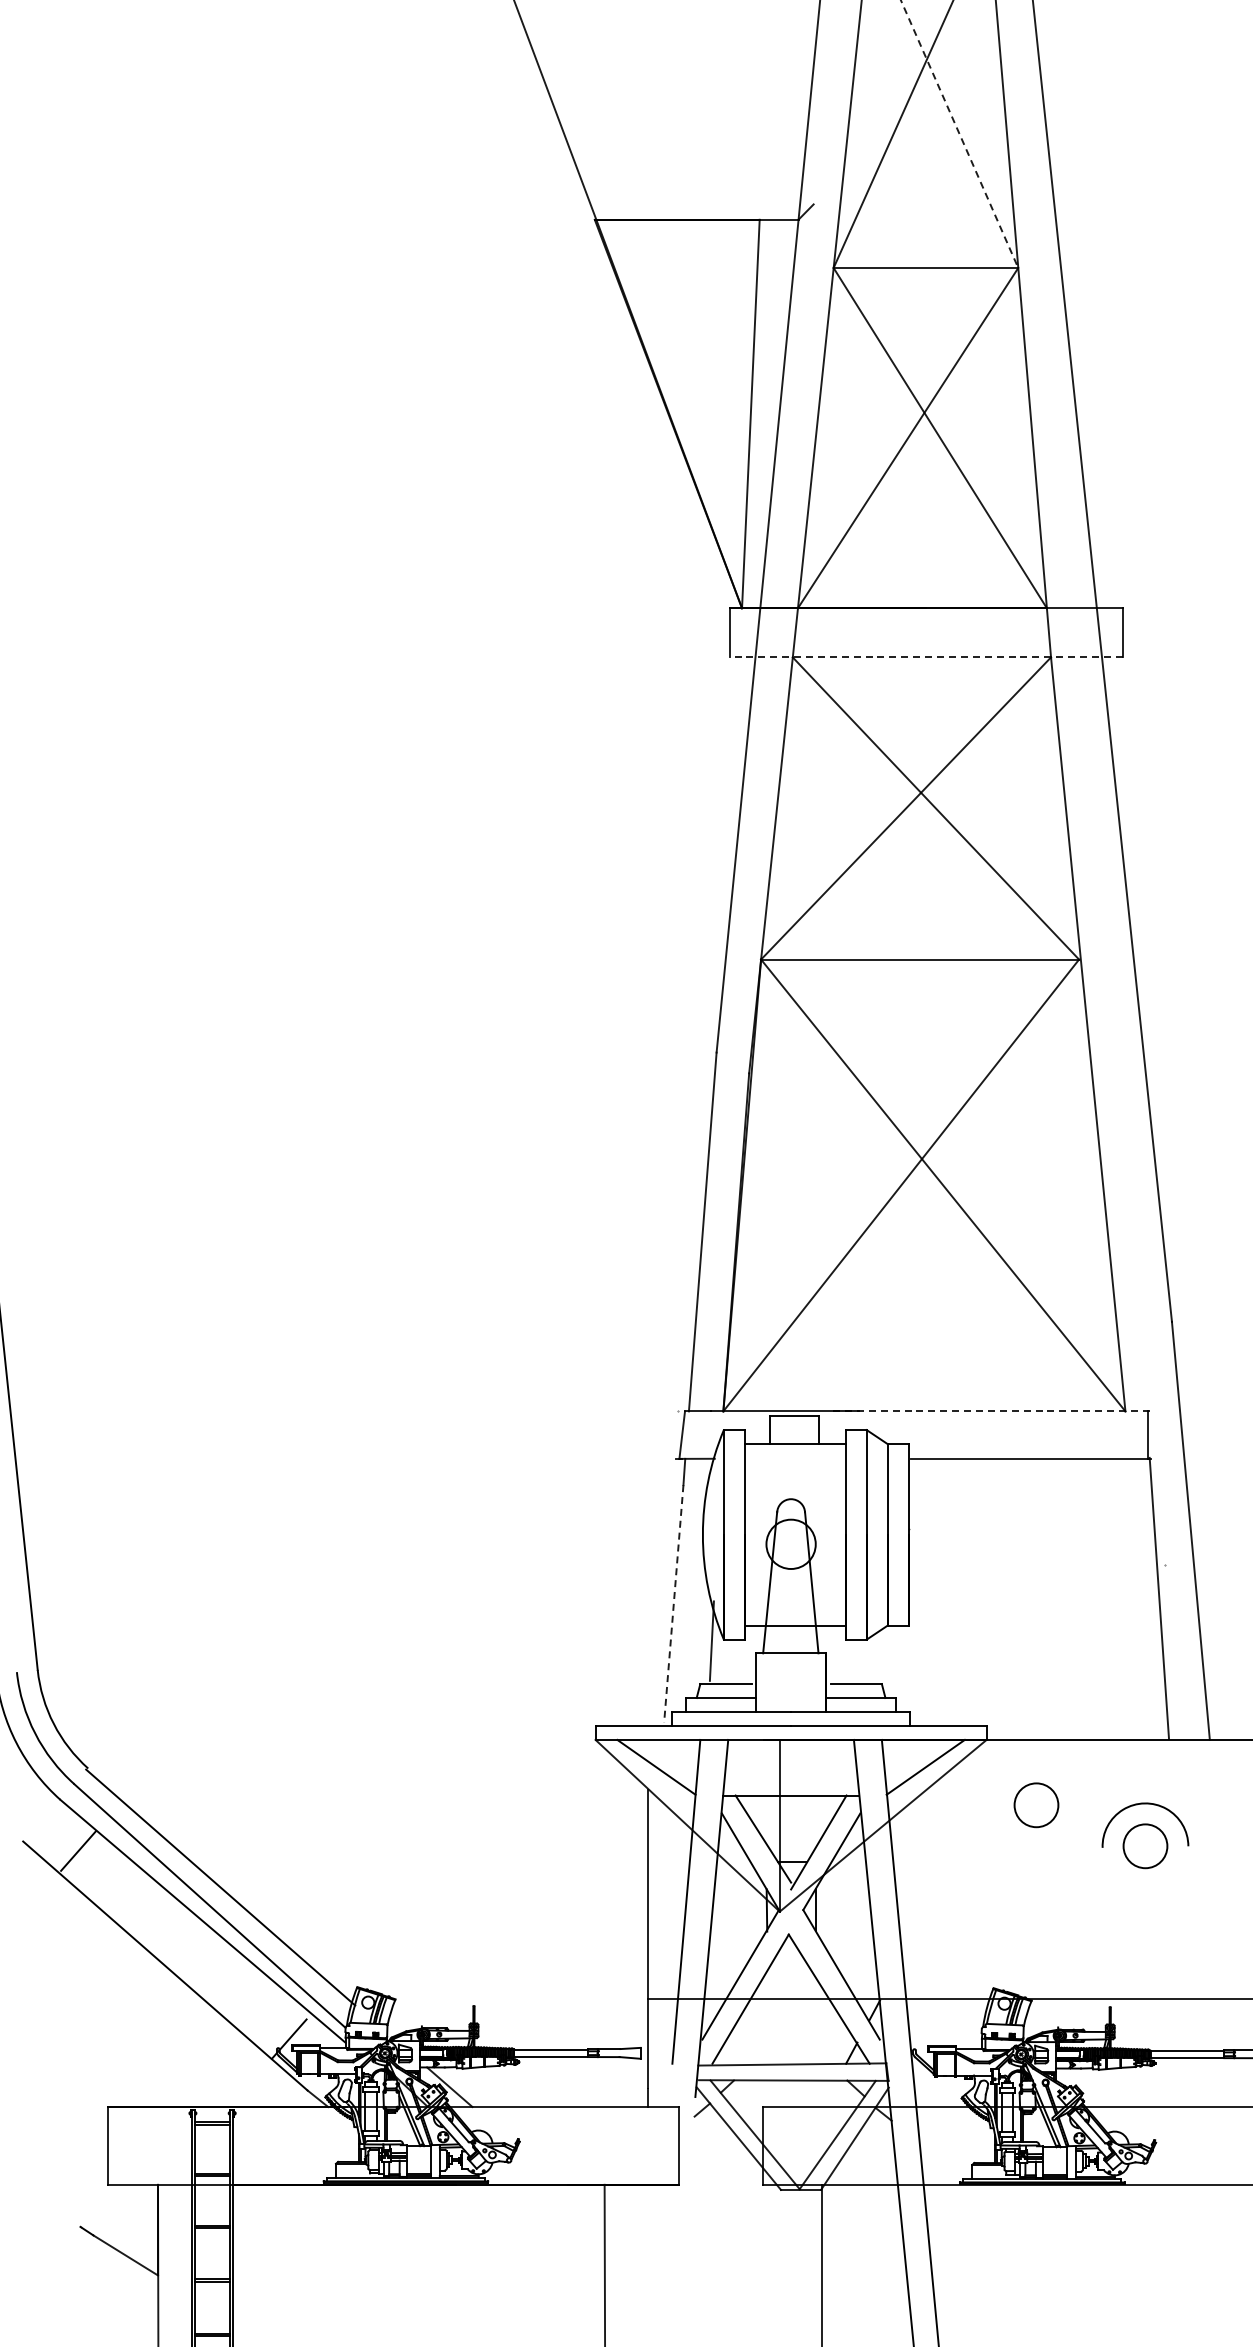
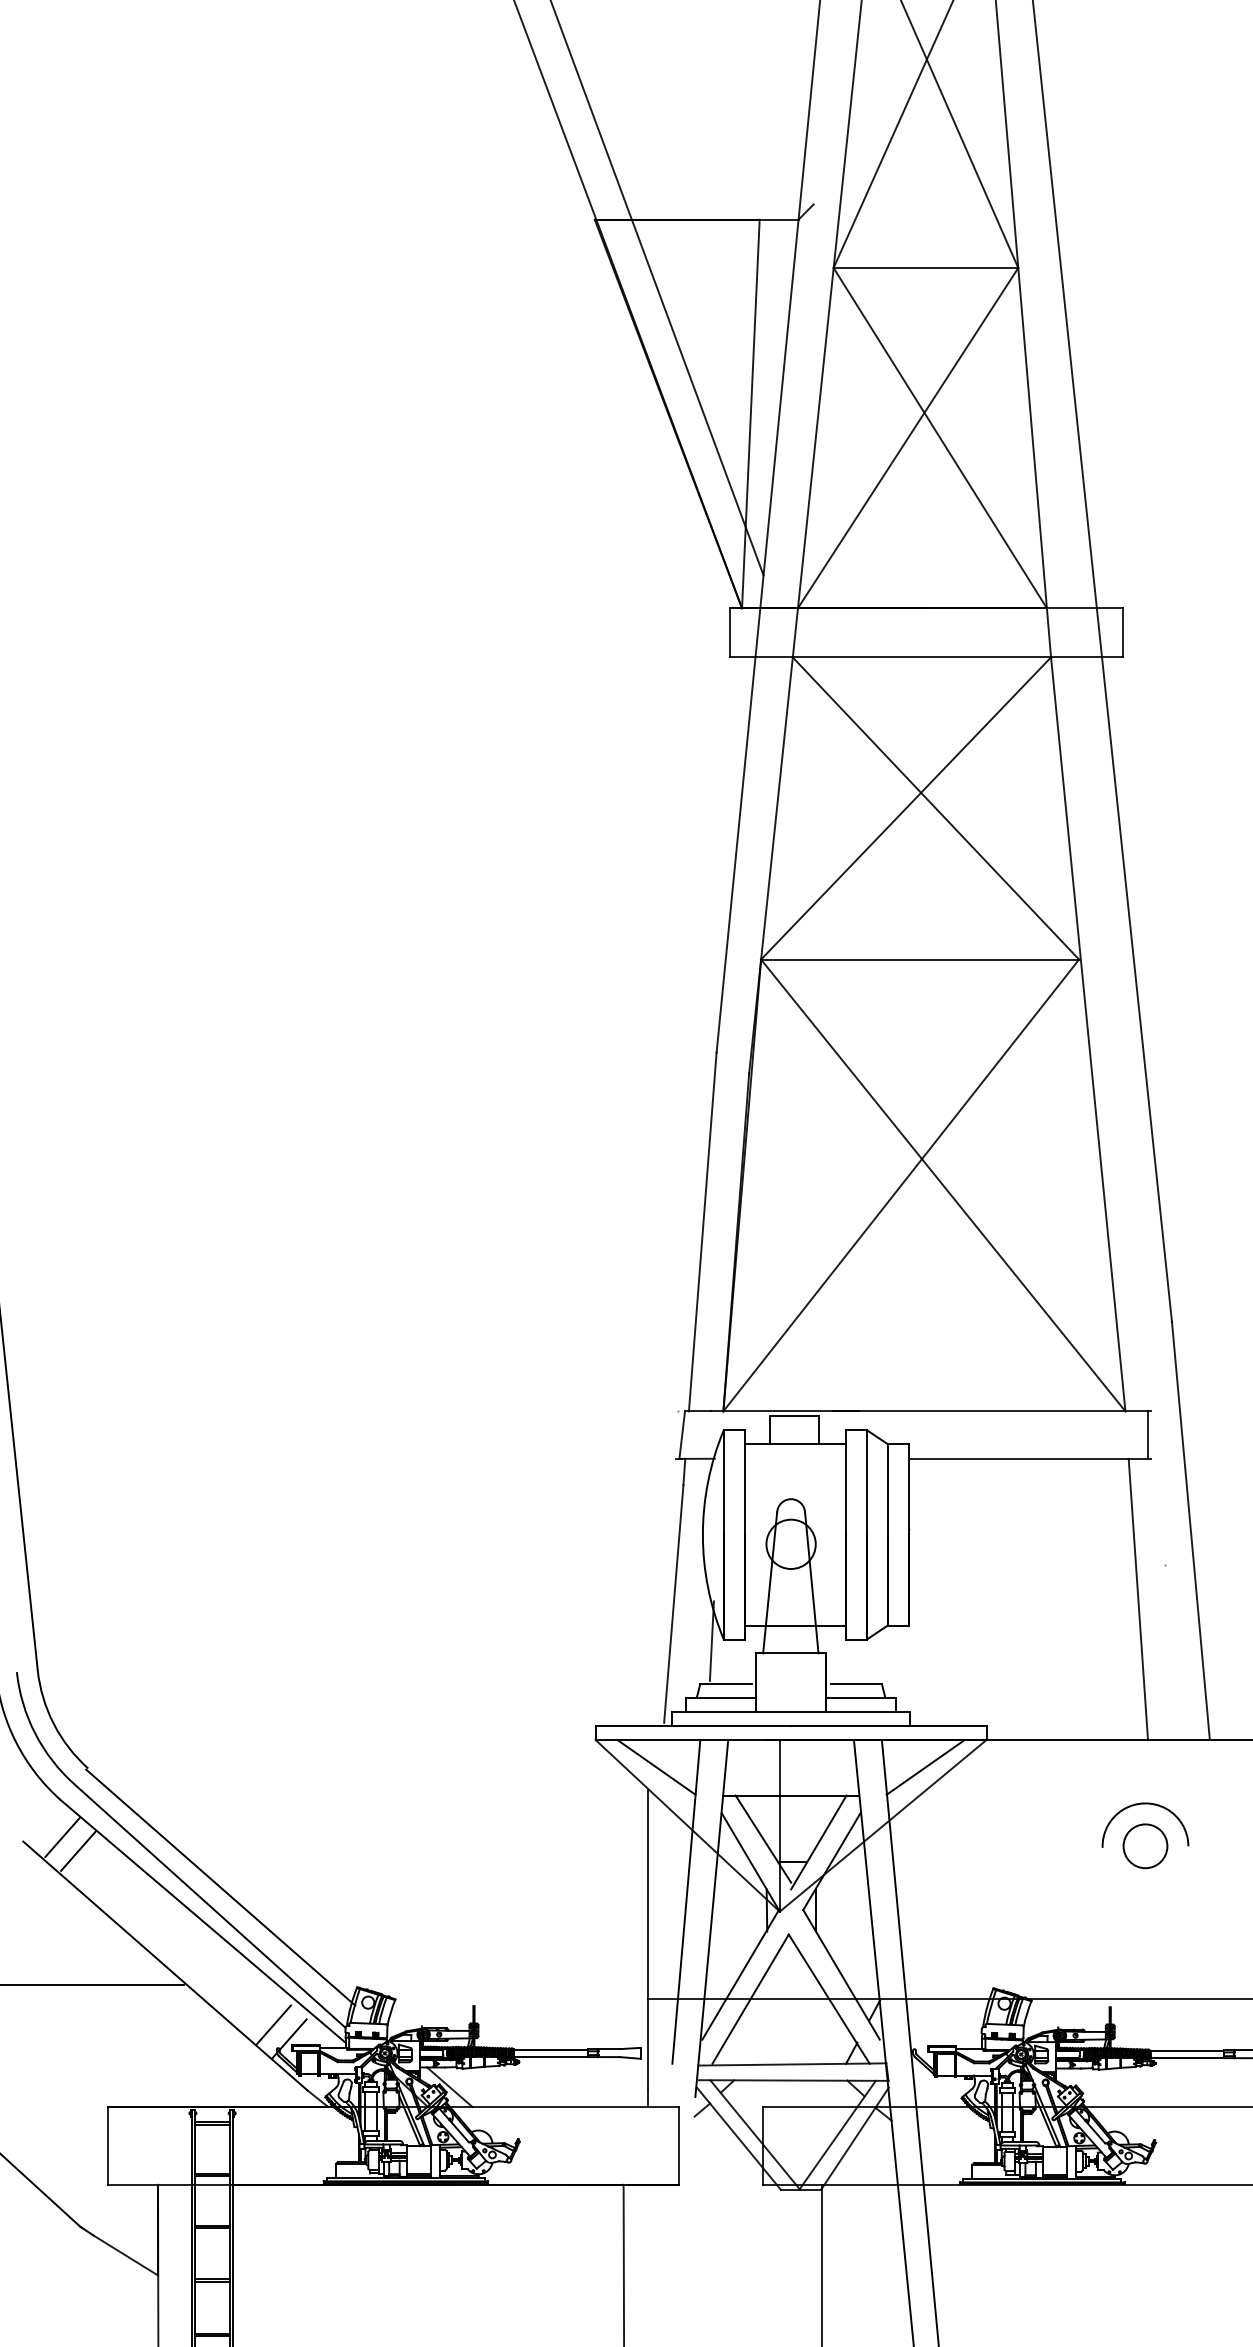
line: dashed -> solid (959, 134)
line: none -> present (657, 288)
line: dashed -> solid (925, 657)
line: dashed -> solid (992, 1411)
line position: (1158, 1597) -> (1137, 1598) (1137, 1598)
line: dashed -> solid (673, 1604)
circle: present -> none (1036, 1805)
line: none -> present (62, 1836)
line: none -> present (92, 1984)
line: none -> present (273, 2024)
line: none -> present (41, 2190)
line position: (604, 2263) -> (623, 2263) (623, 2263)
